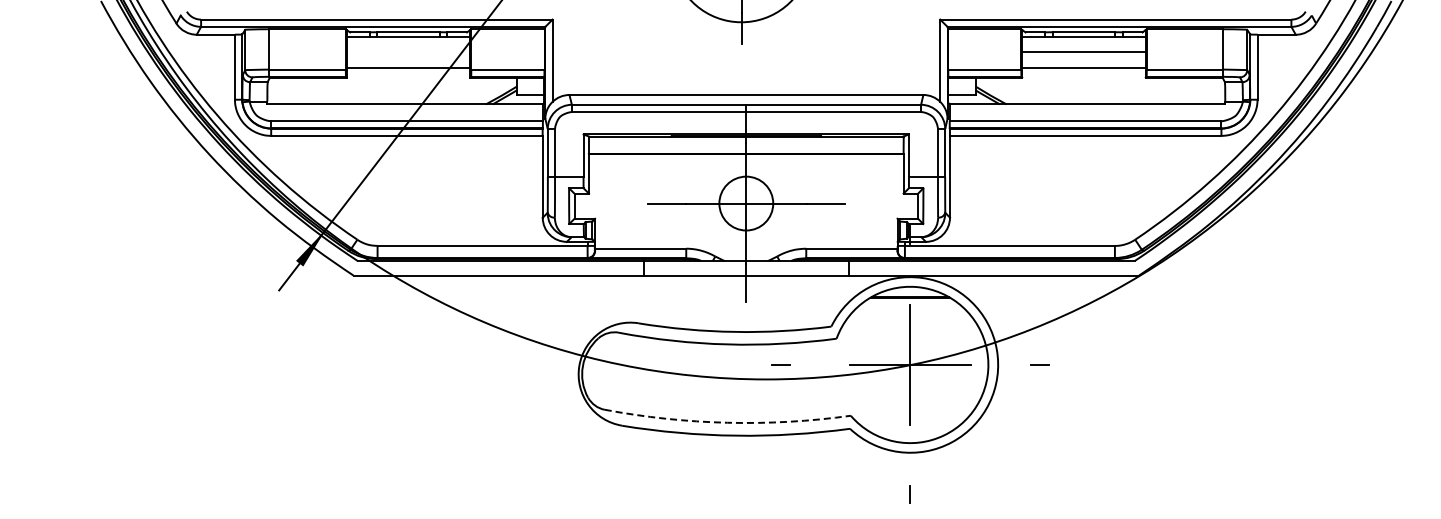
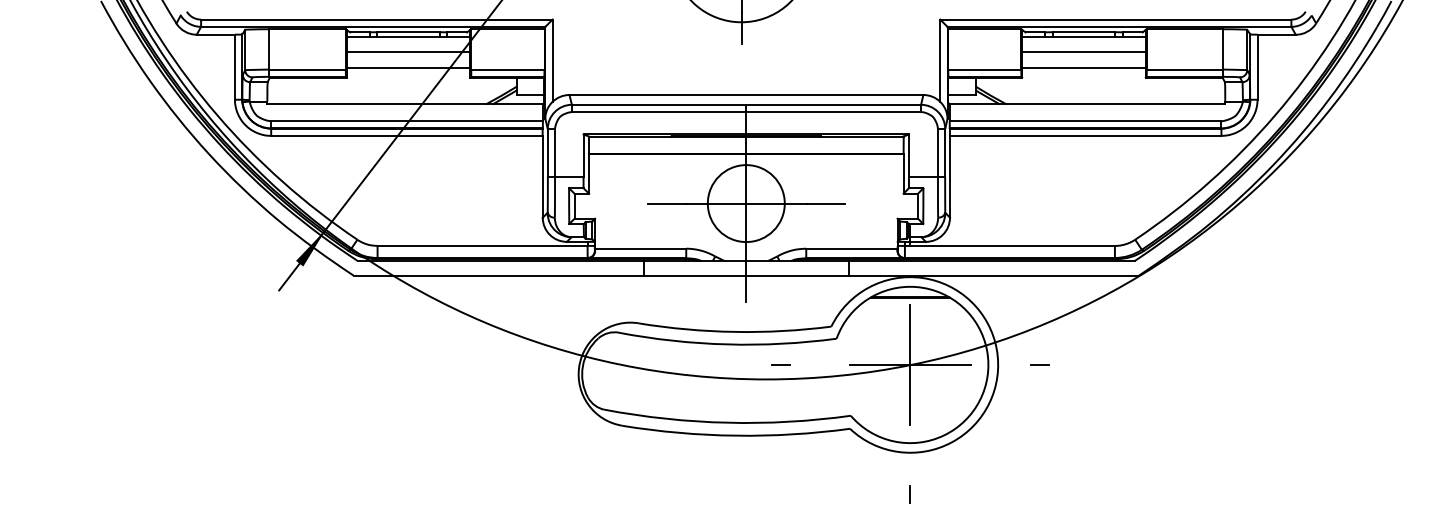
line: none -> present (408, 51)
circle diameter: 54 px -> 77 px (745, 203)
arc: dashed -> solid (727, 422)
